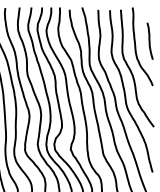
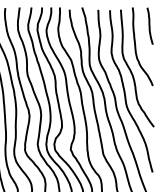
curve position: (149, 40) -> (149, 25) (149, 25)
